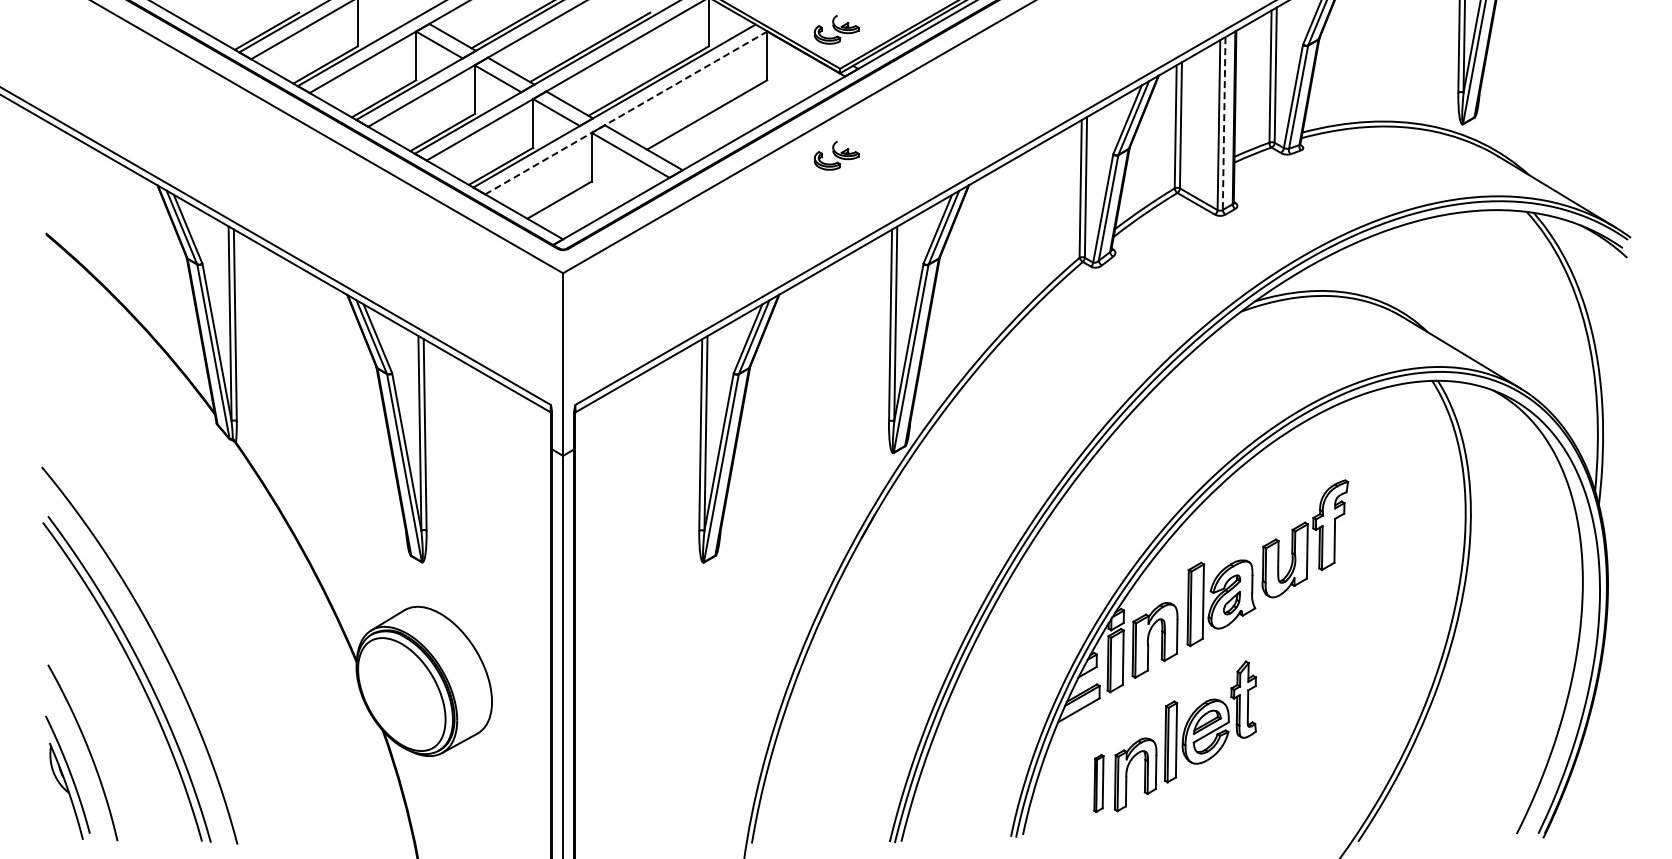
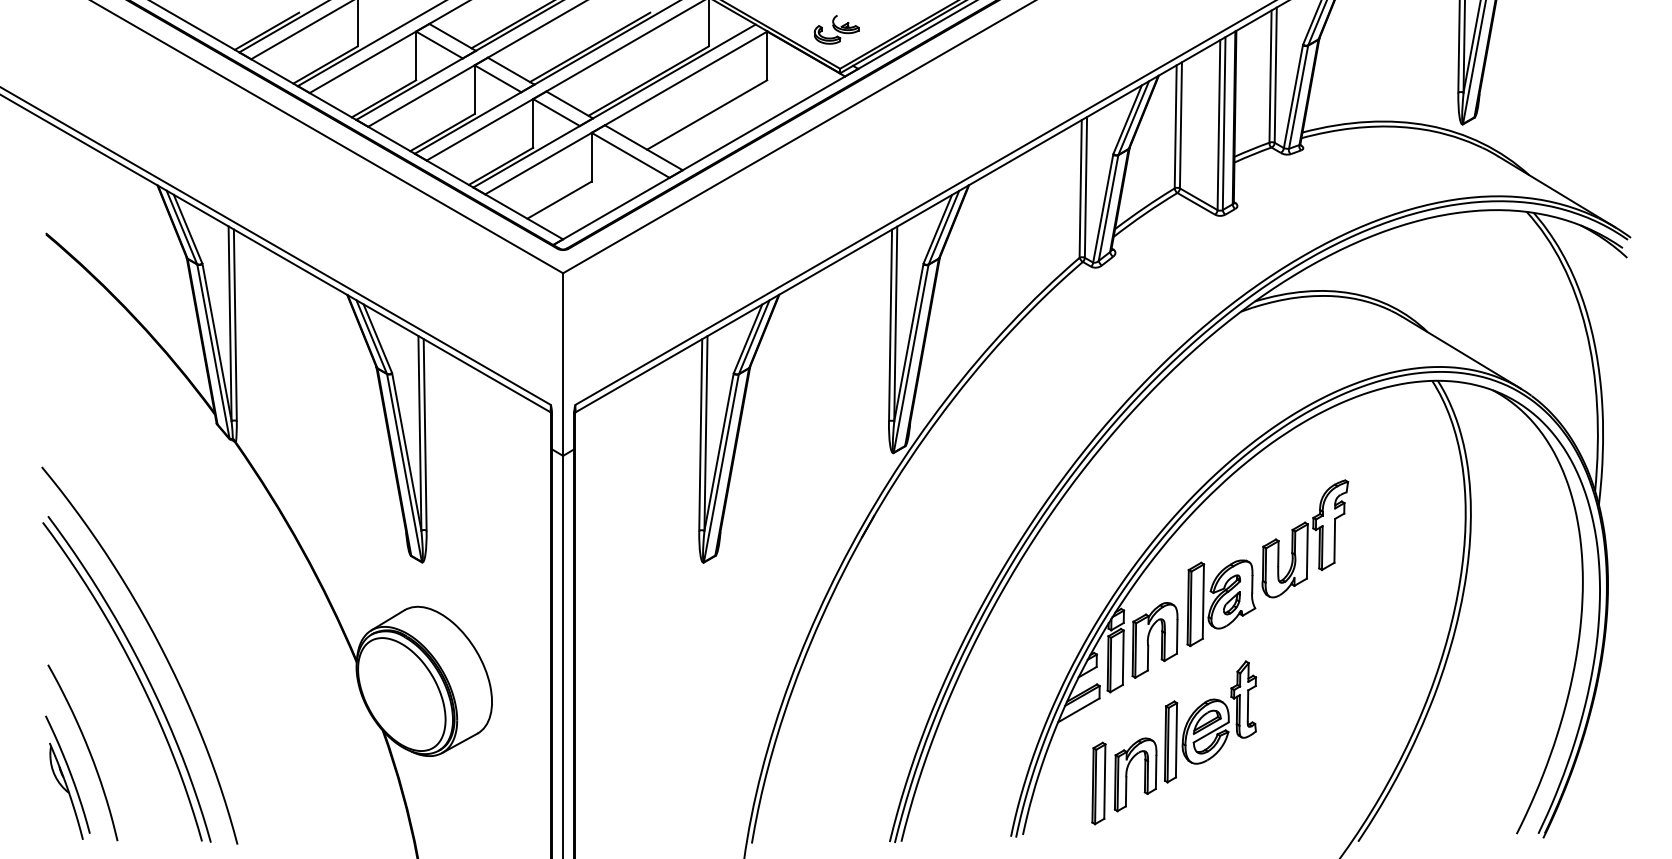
line: dashed -> solid (626, 112)
line: dashed -> solid (1224, 124)
part: present -> none (836, 155)
part size: 12x60 px -> 16x85 px (1098, 783)
